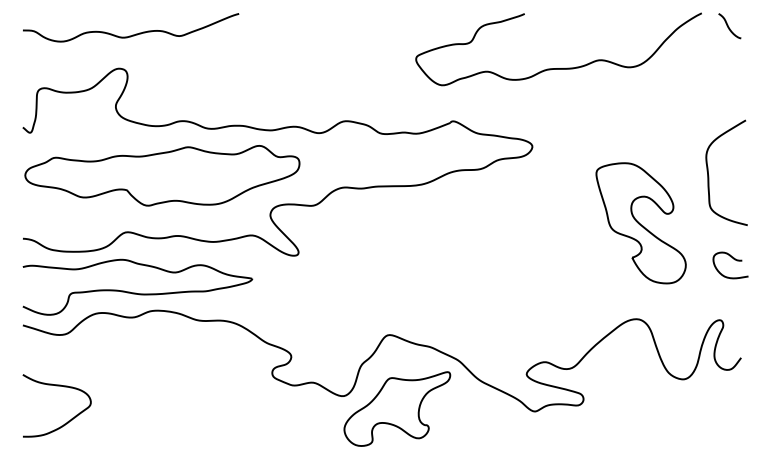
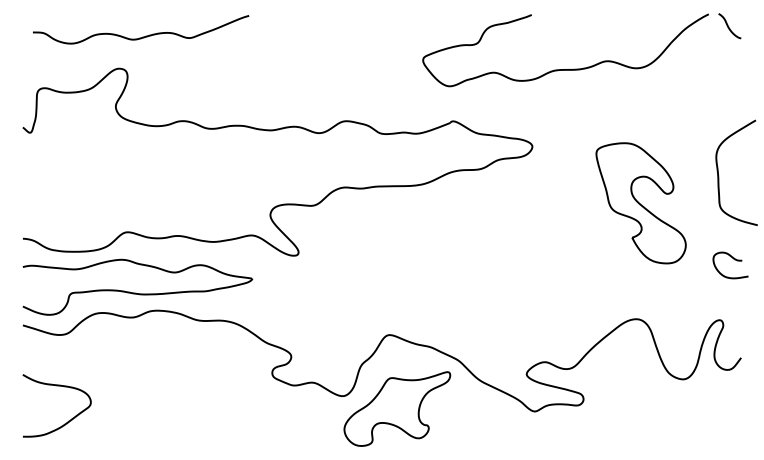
curve position: (132, 34) -> (142, 36) (142, 36)
curve position: (558, 68) -> (565, 69) (565, 69)
part: present -> none (162, 175)
curve position: (709, 175) -> (719, 175) (719, 175)
part position: (640, 223) -> (640, 203) (640, 203)
